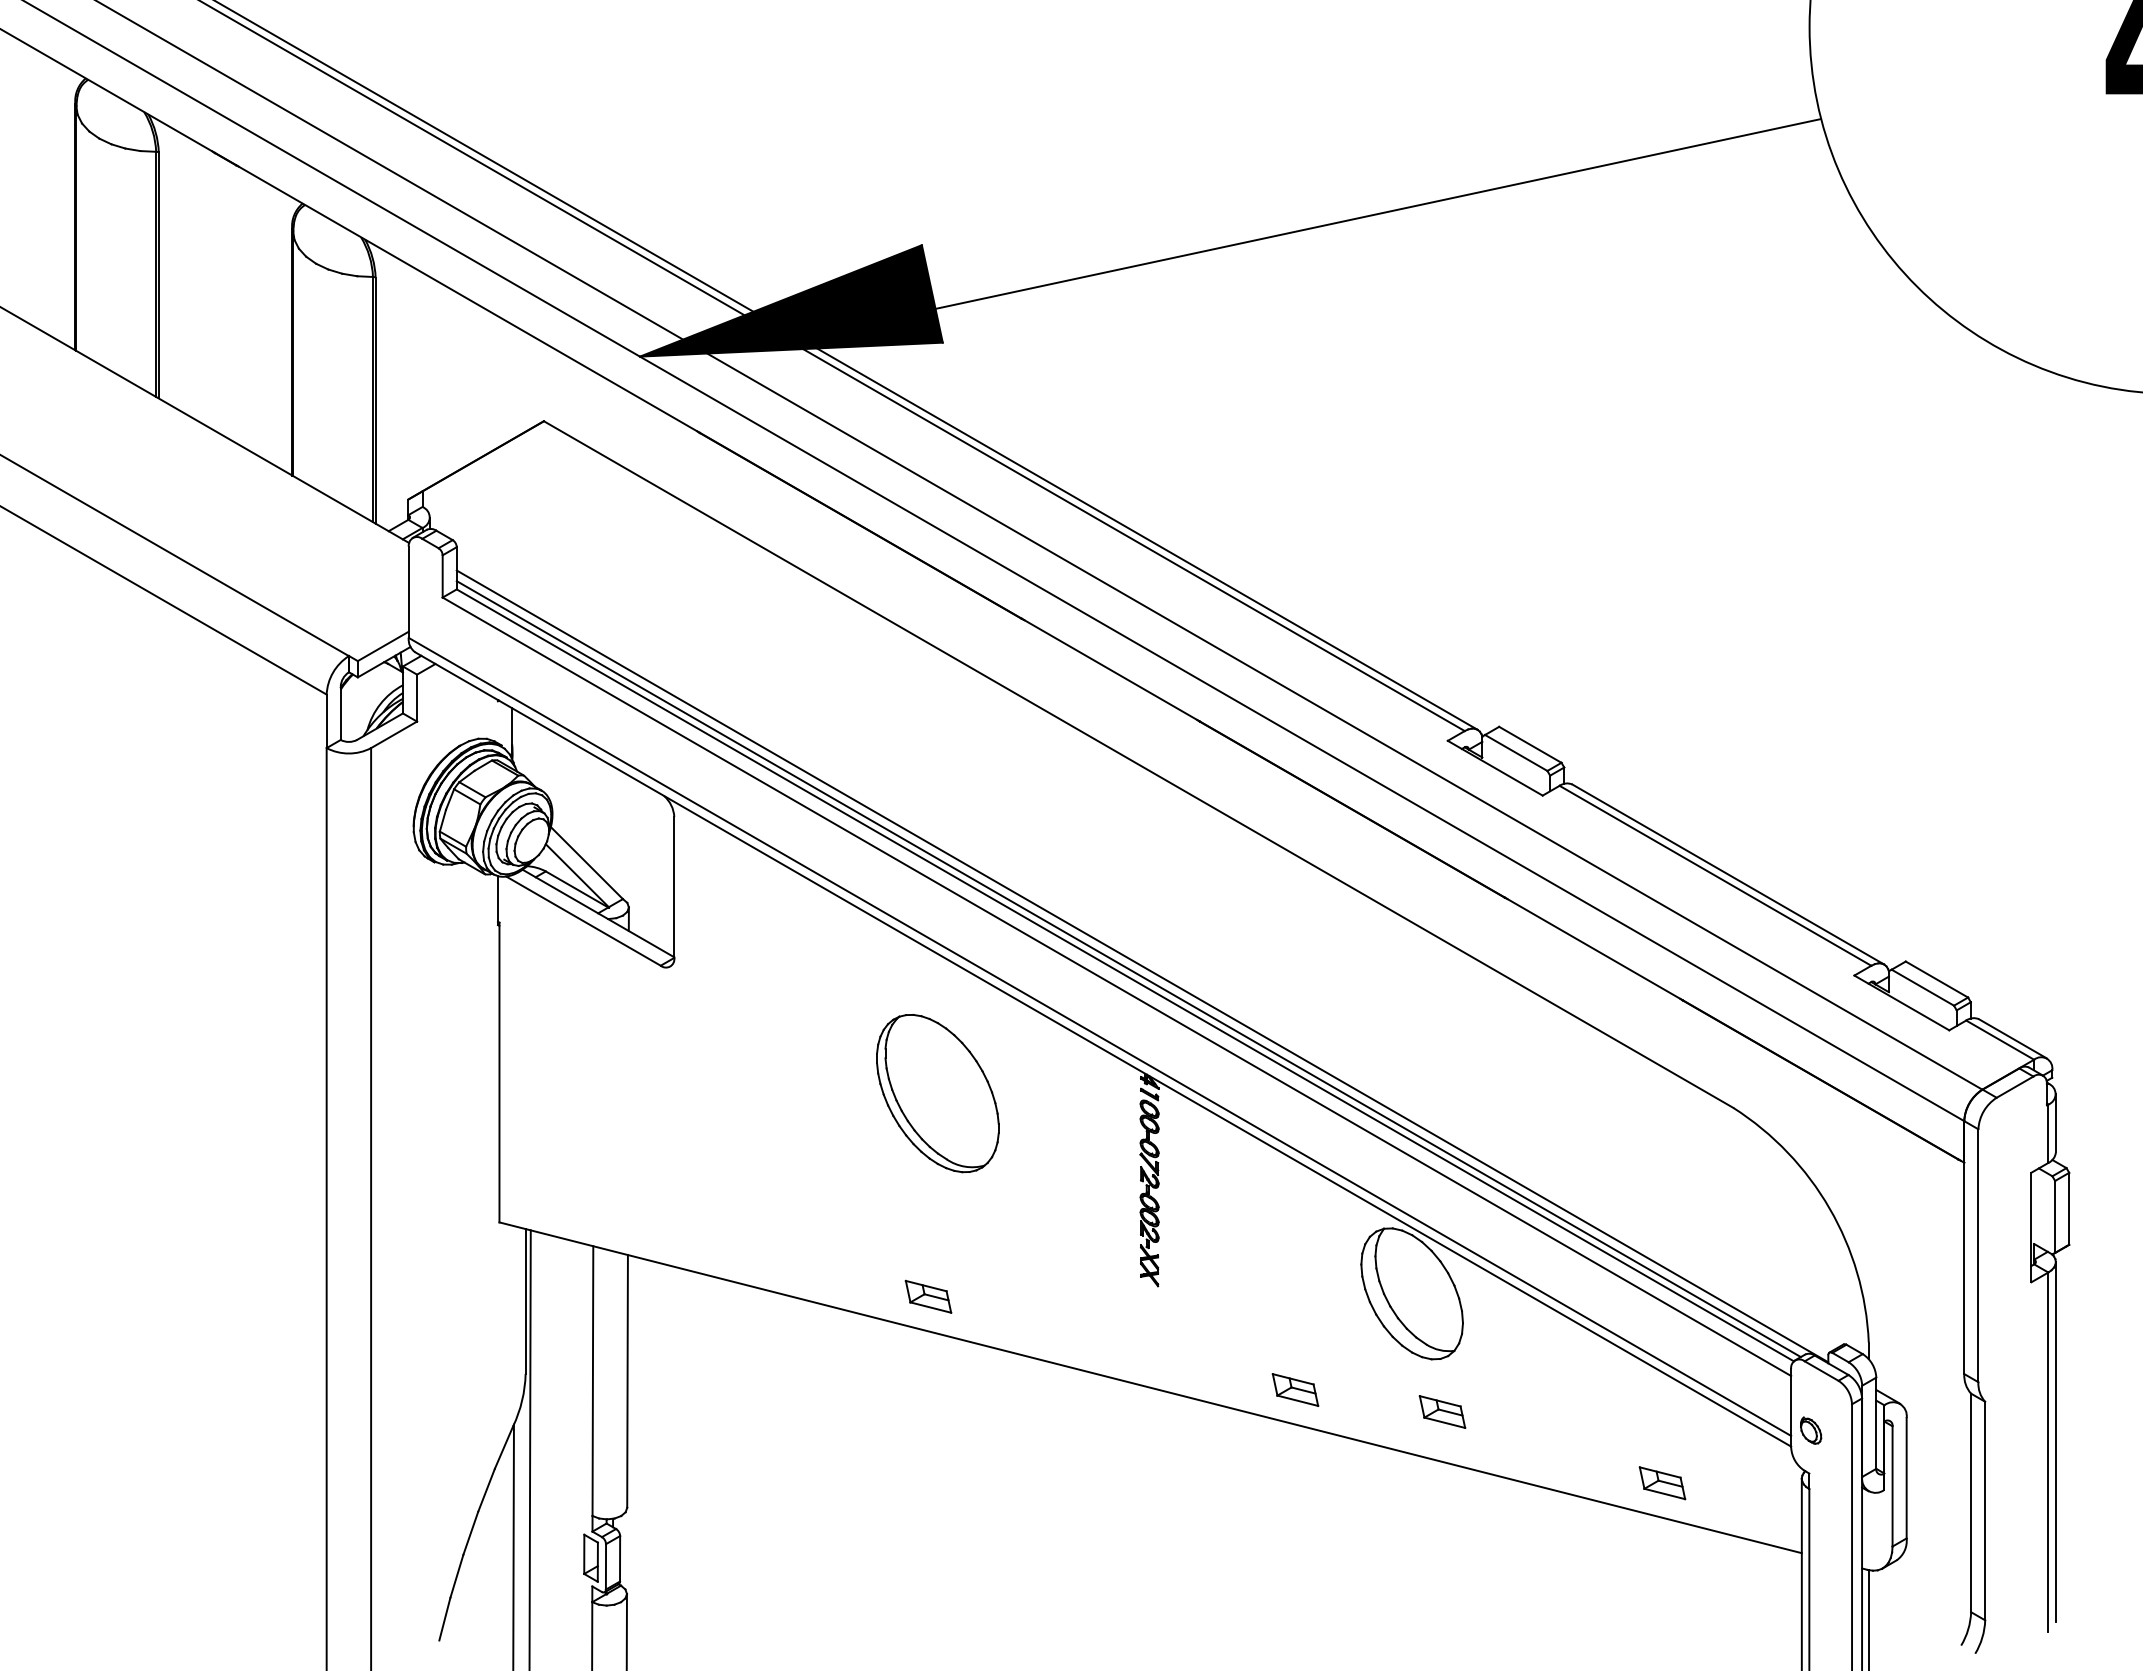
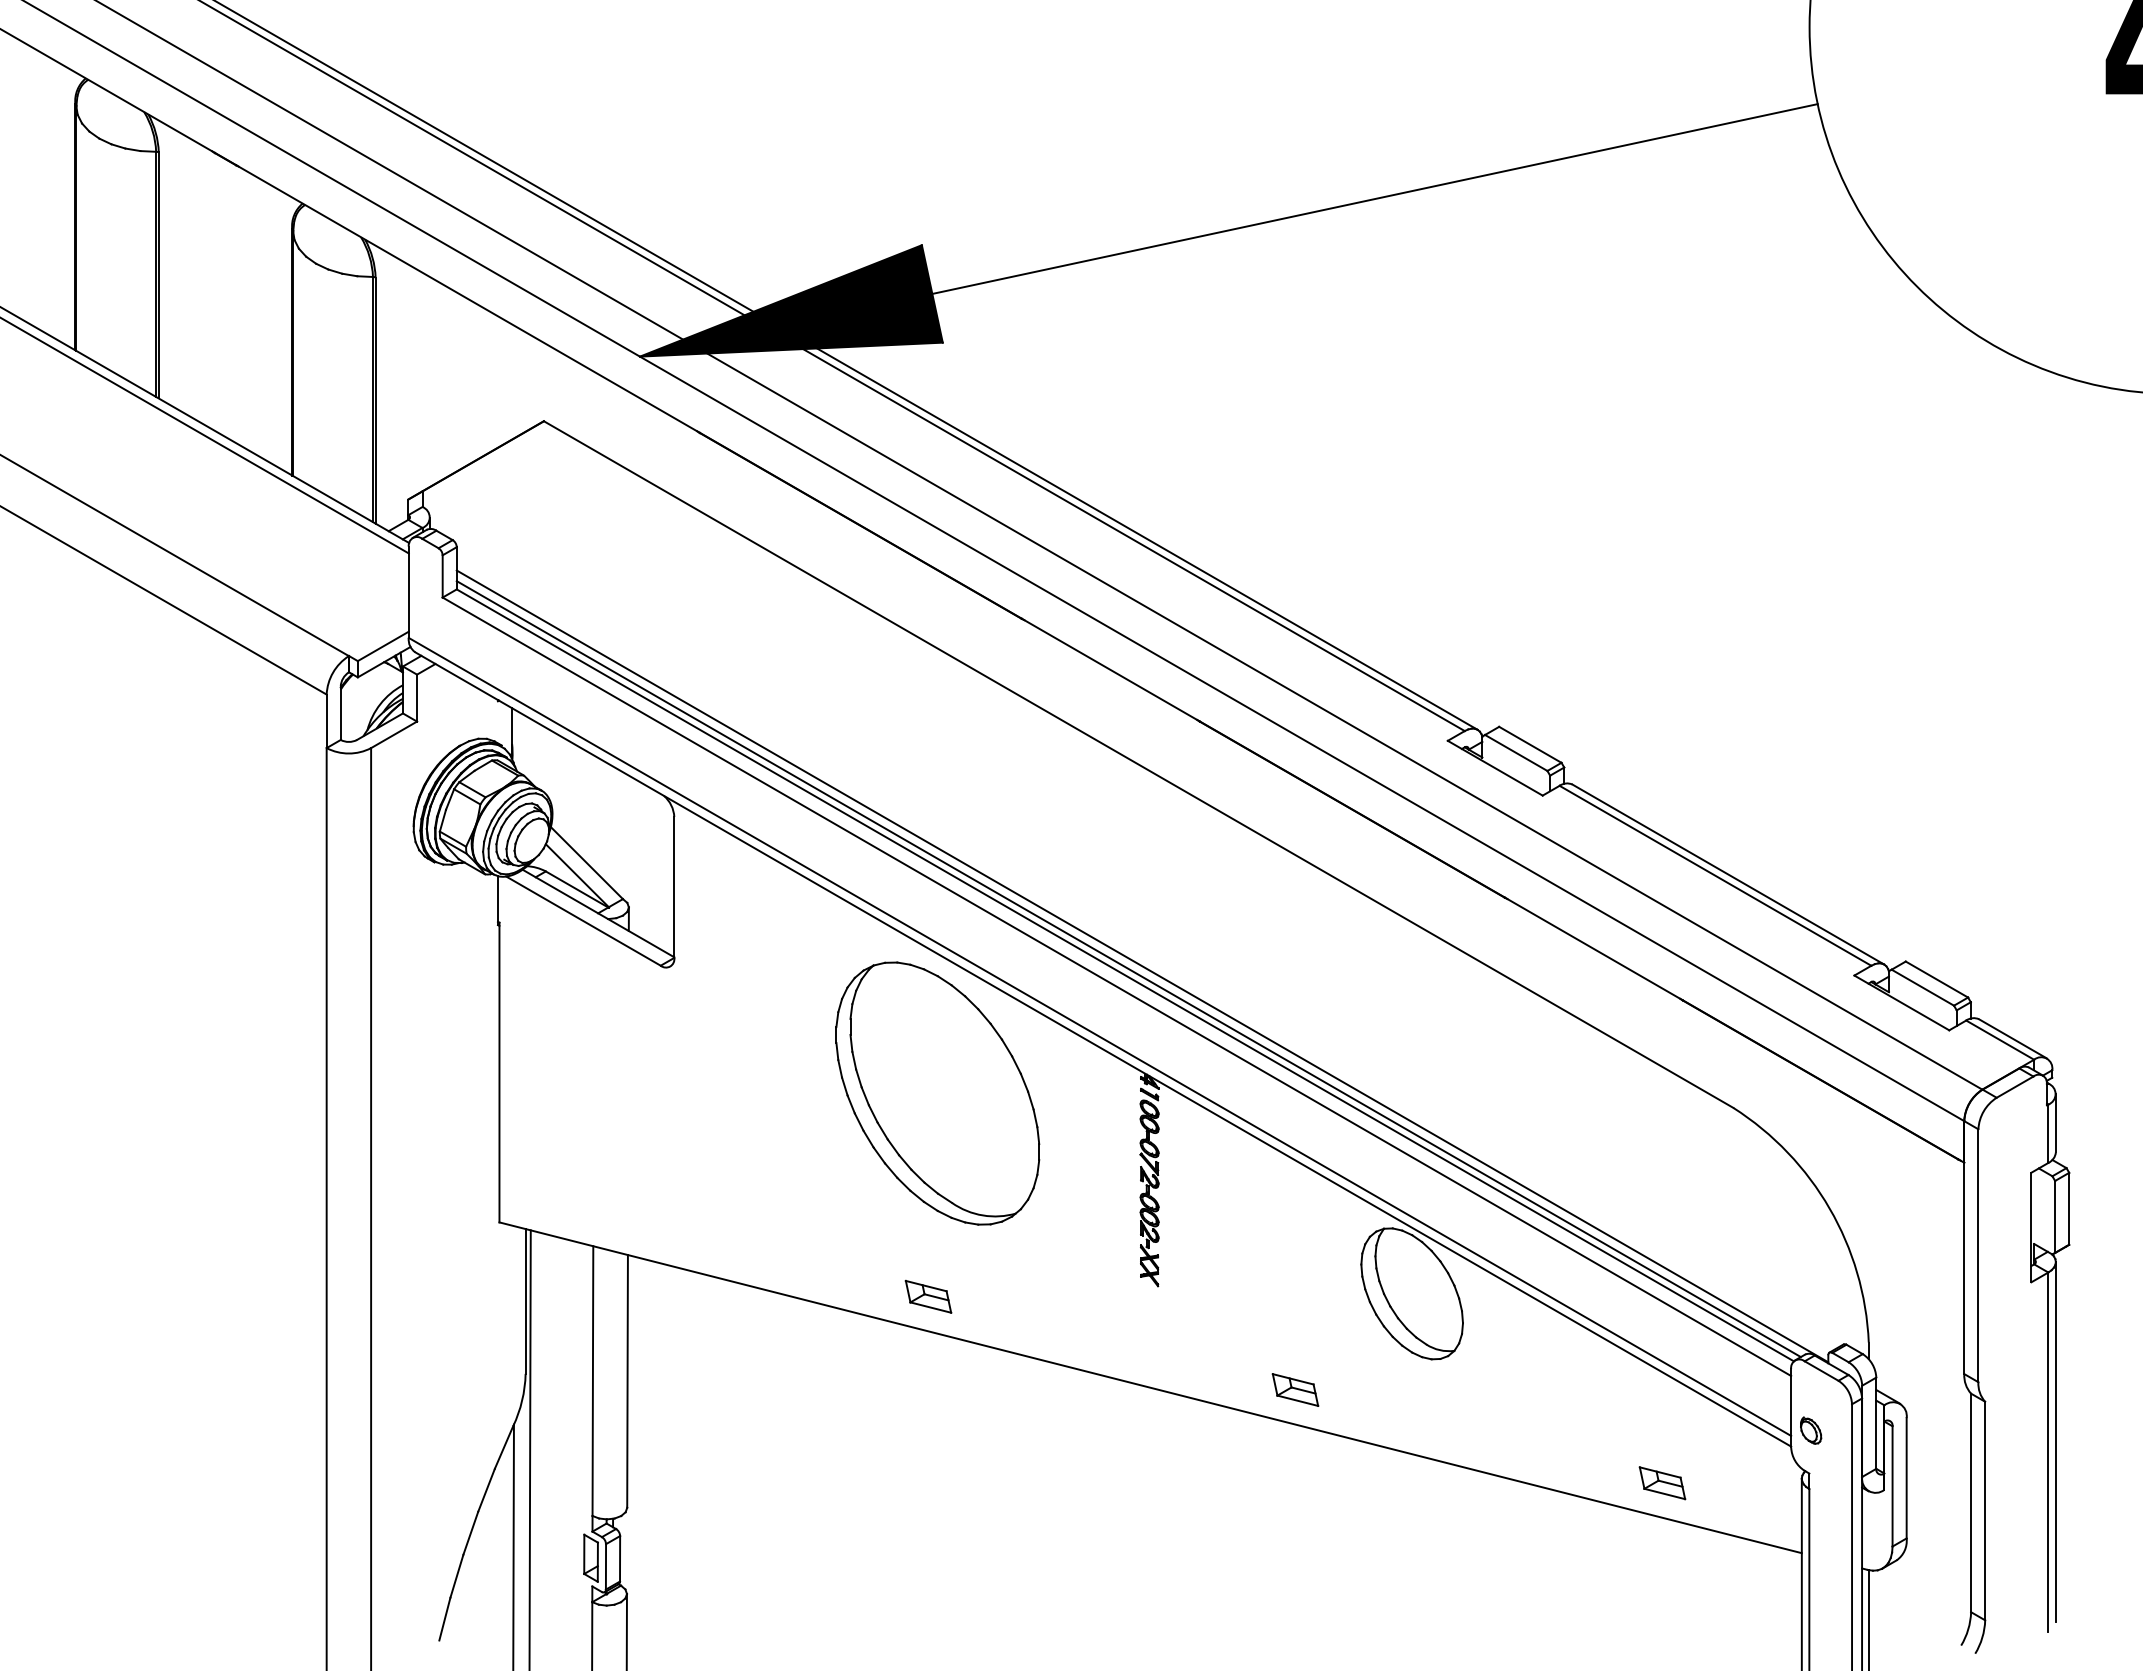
line position: (1377, 213) -> (1374, 198) (1374, 198)
line: none -> present (205, 435)
part size: 124x160 px -> 206x265 px (937, 1093)
part: present -> none (1442, 1411)
